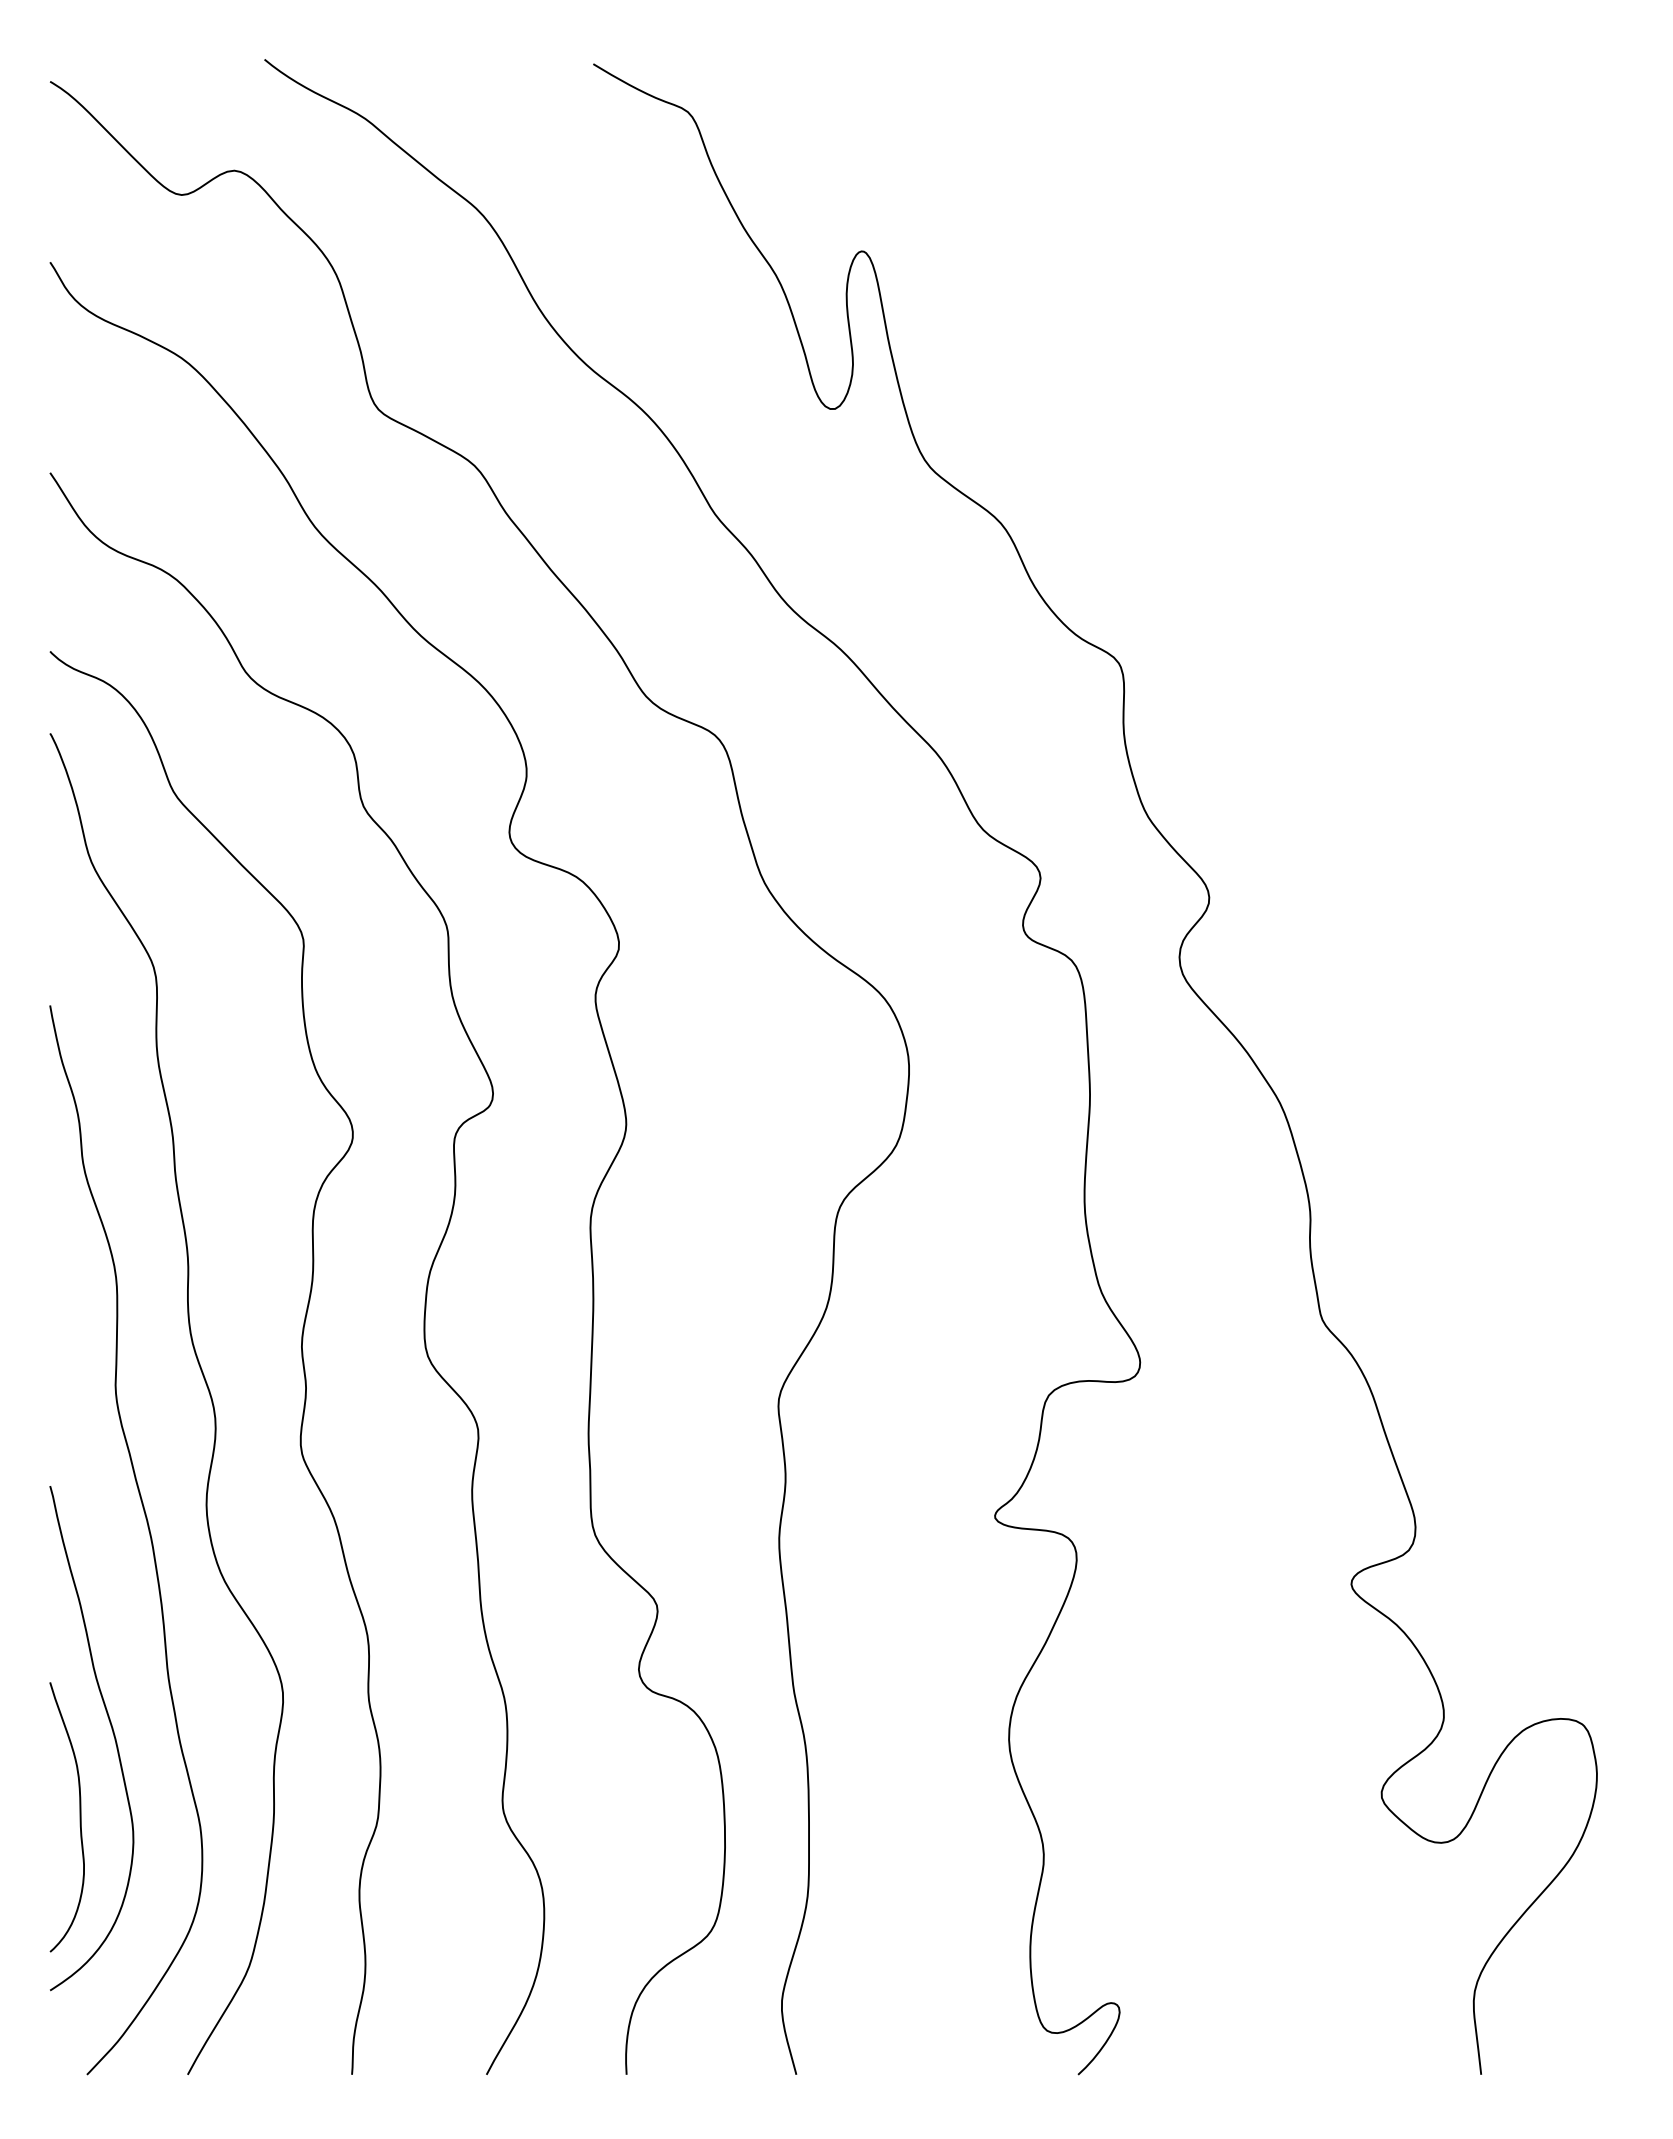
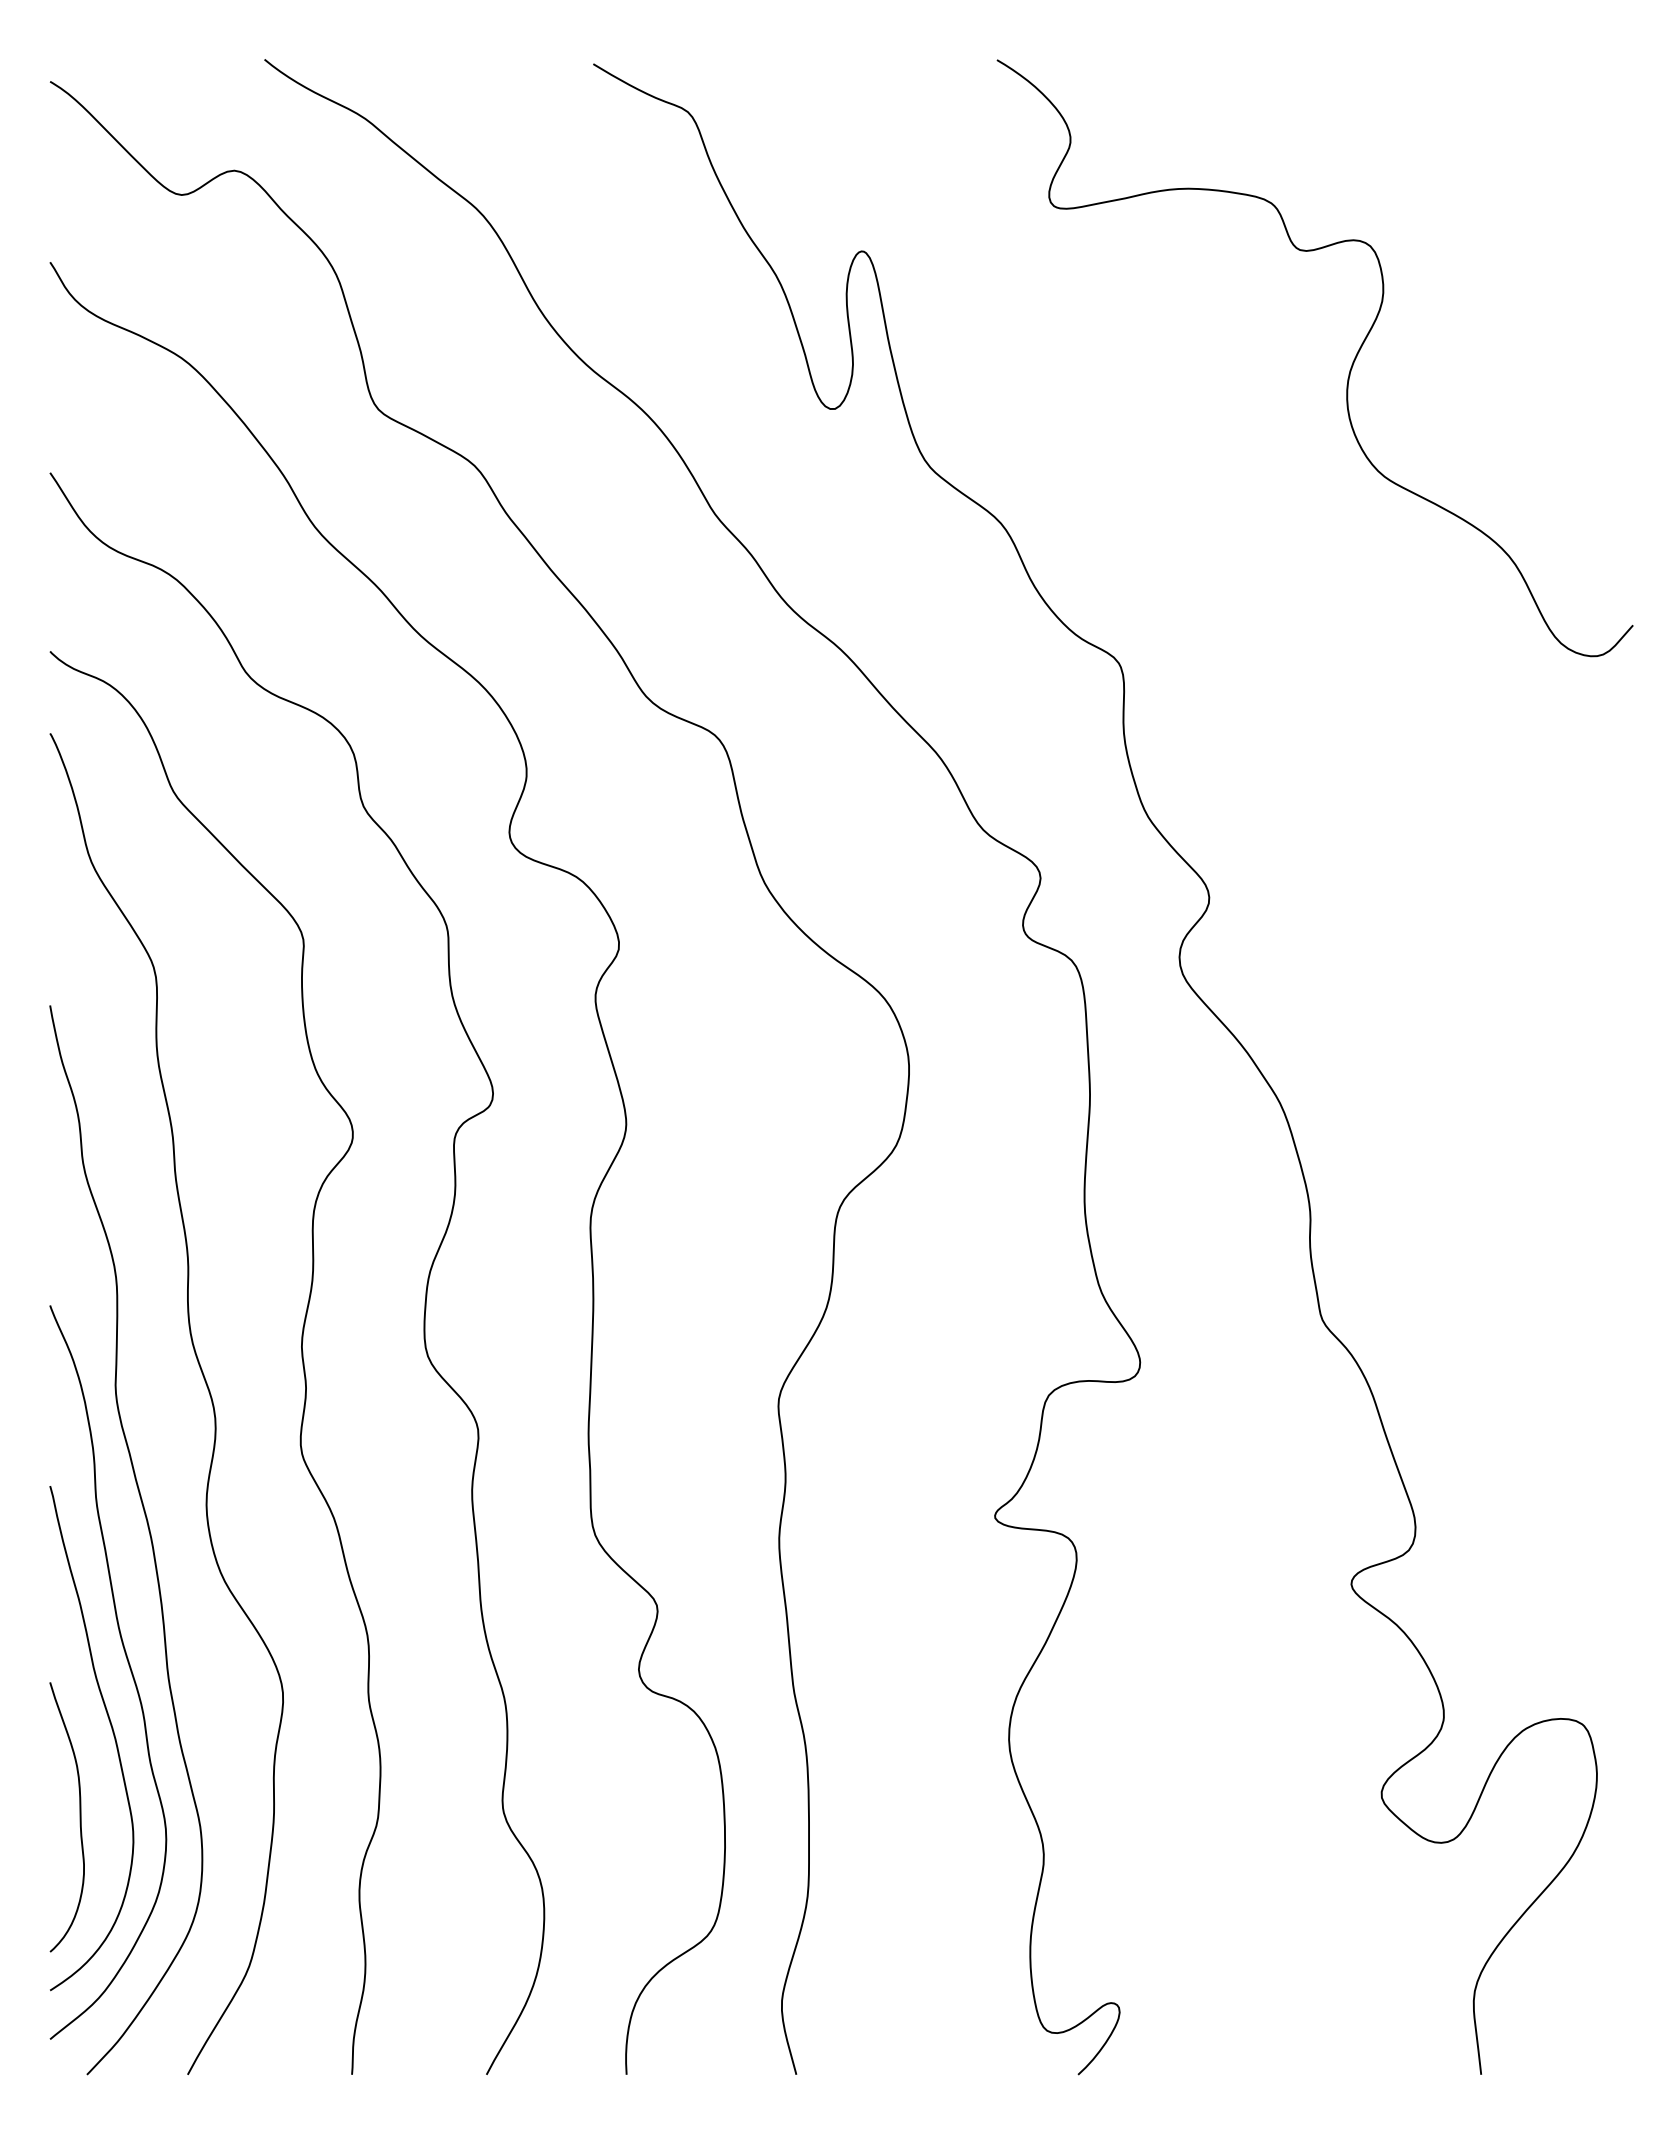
curve: none -> present (1349, 370)
curve: none -> present (128, 1665)
